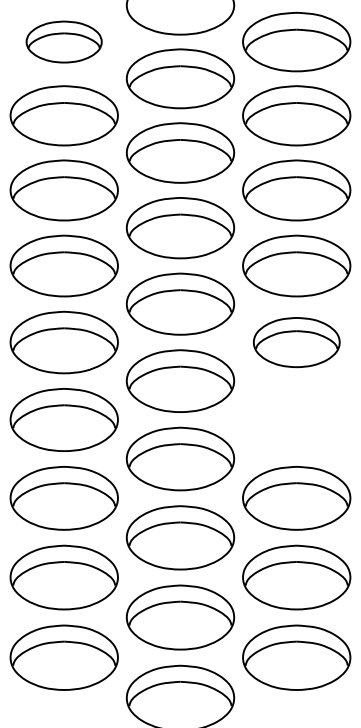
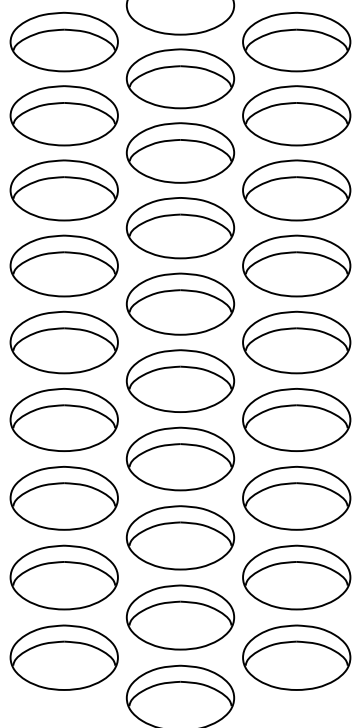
part size: 78x44 px -> 110x62 px (63, 41)
part size: 88x52 px -> 110x65 px (296, 342)
part: none -> present (296, 419)
